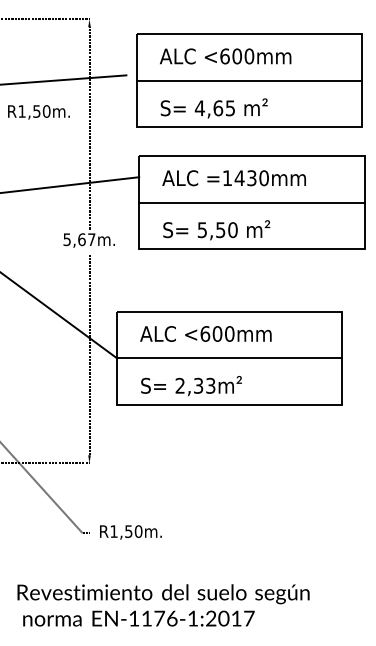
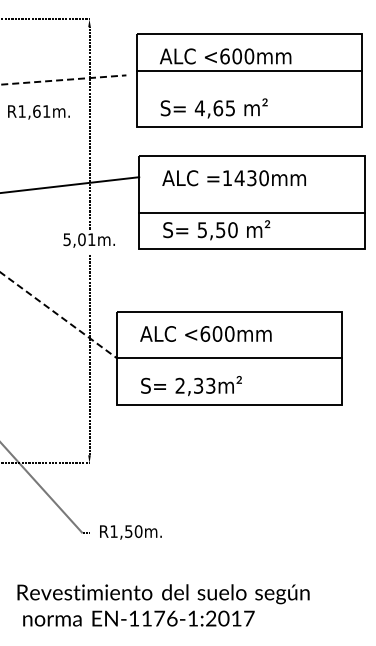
line: solid -> dashed (63, 80)
line position: (249, 80) -> (249, 70) (249, 70)
text: R1,50m. -> R1,61m. (41, 111)
line position: (251, 202) -> (251, 212) (251, 212)
text: 5,67m. -> 5,01m. (86, 239)
line: solid -> dashed (58, 315)
